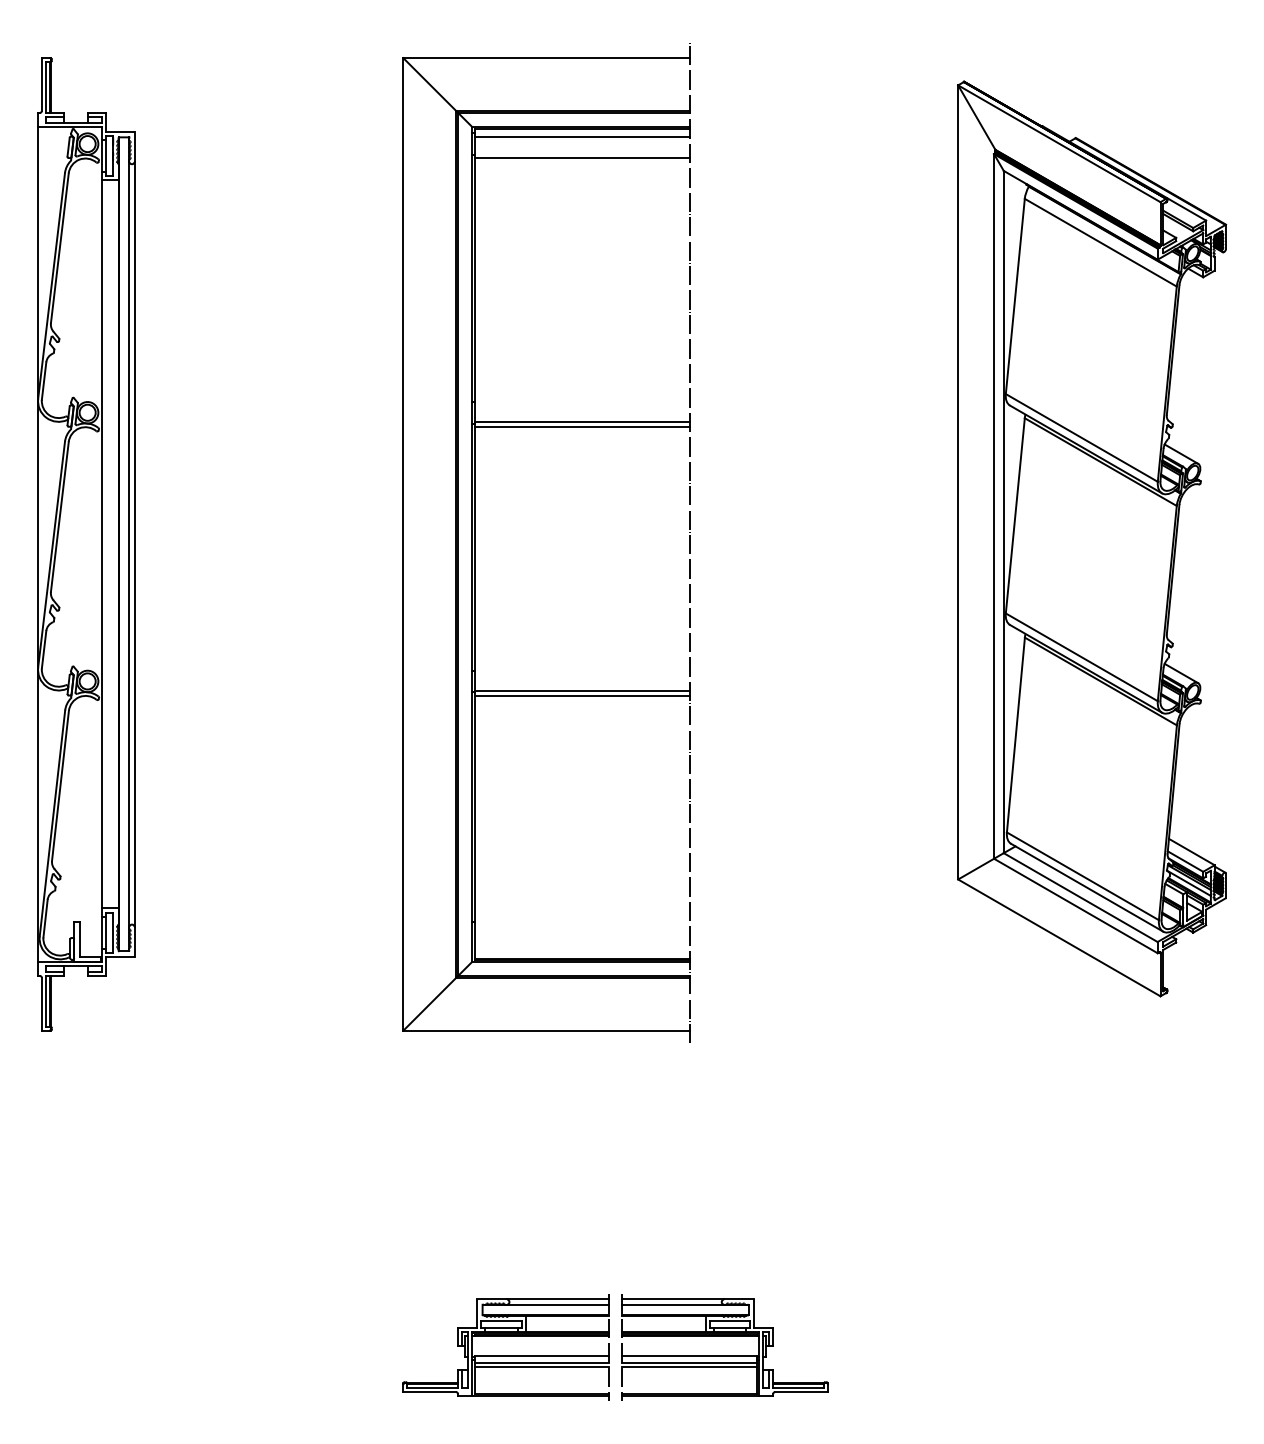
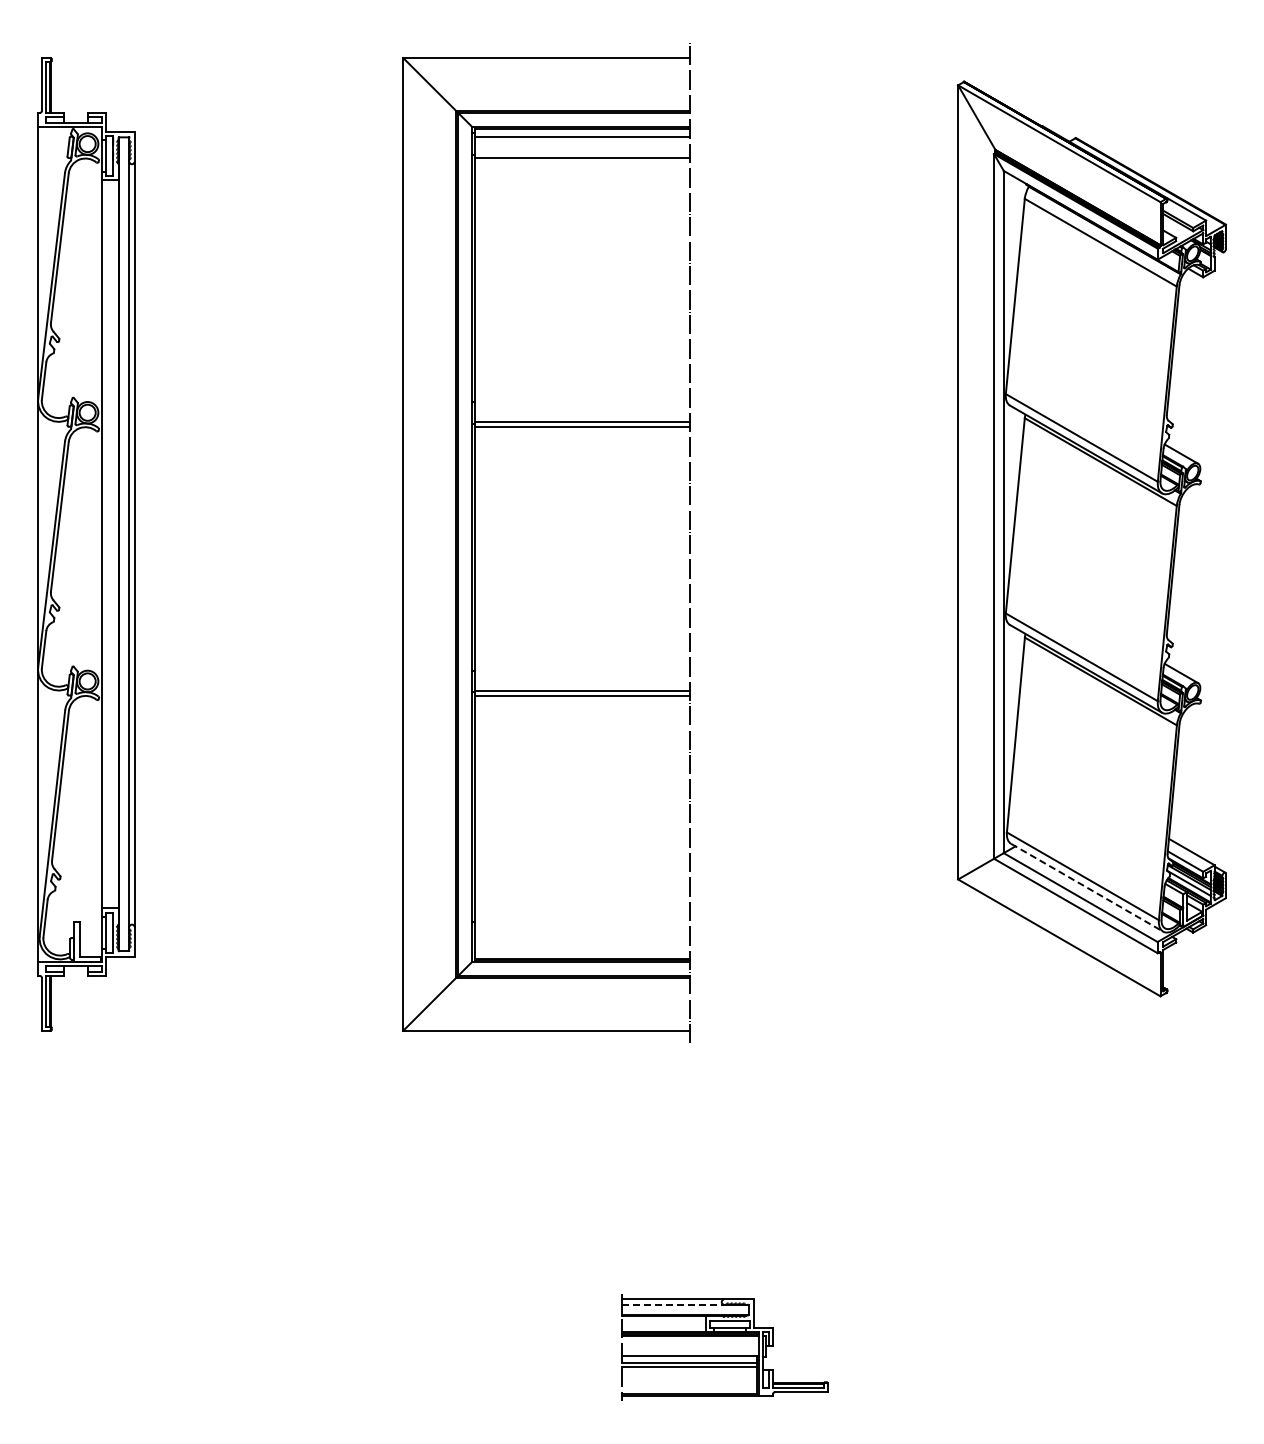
line: solid -> dashed (1087, 887)
line: solid -> dashed (673, 1304)
part: present -> none (505, 1355)
